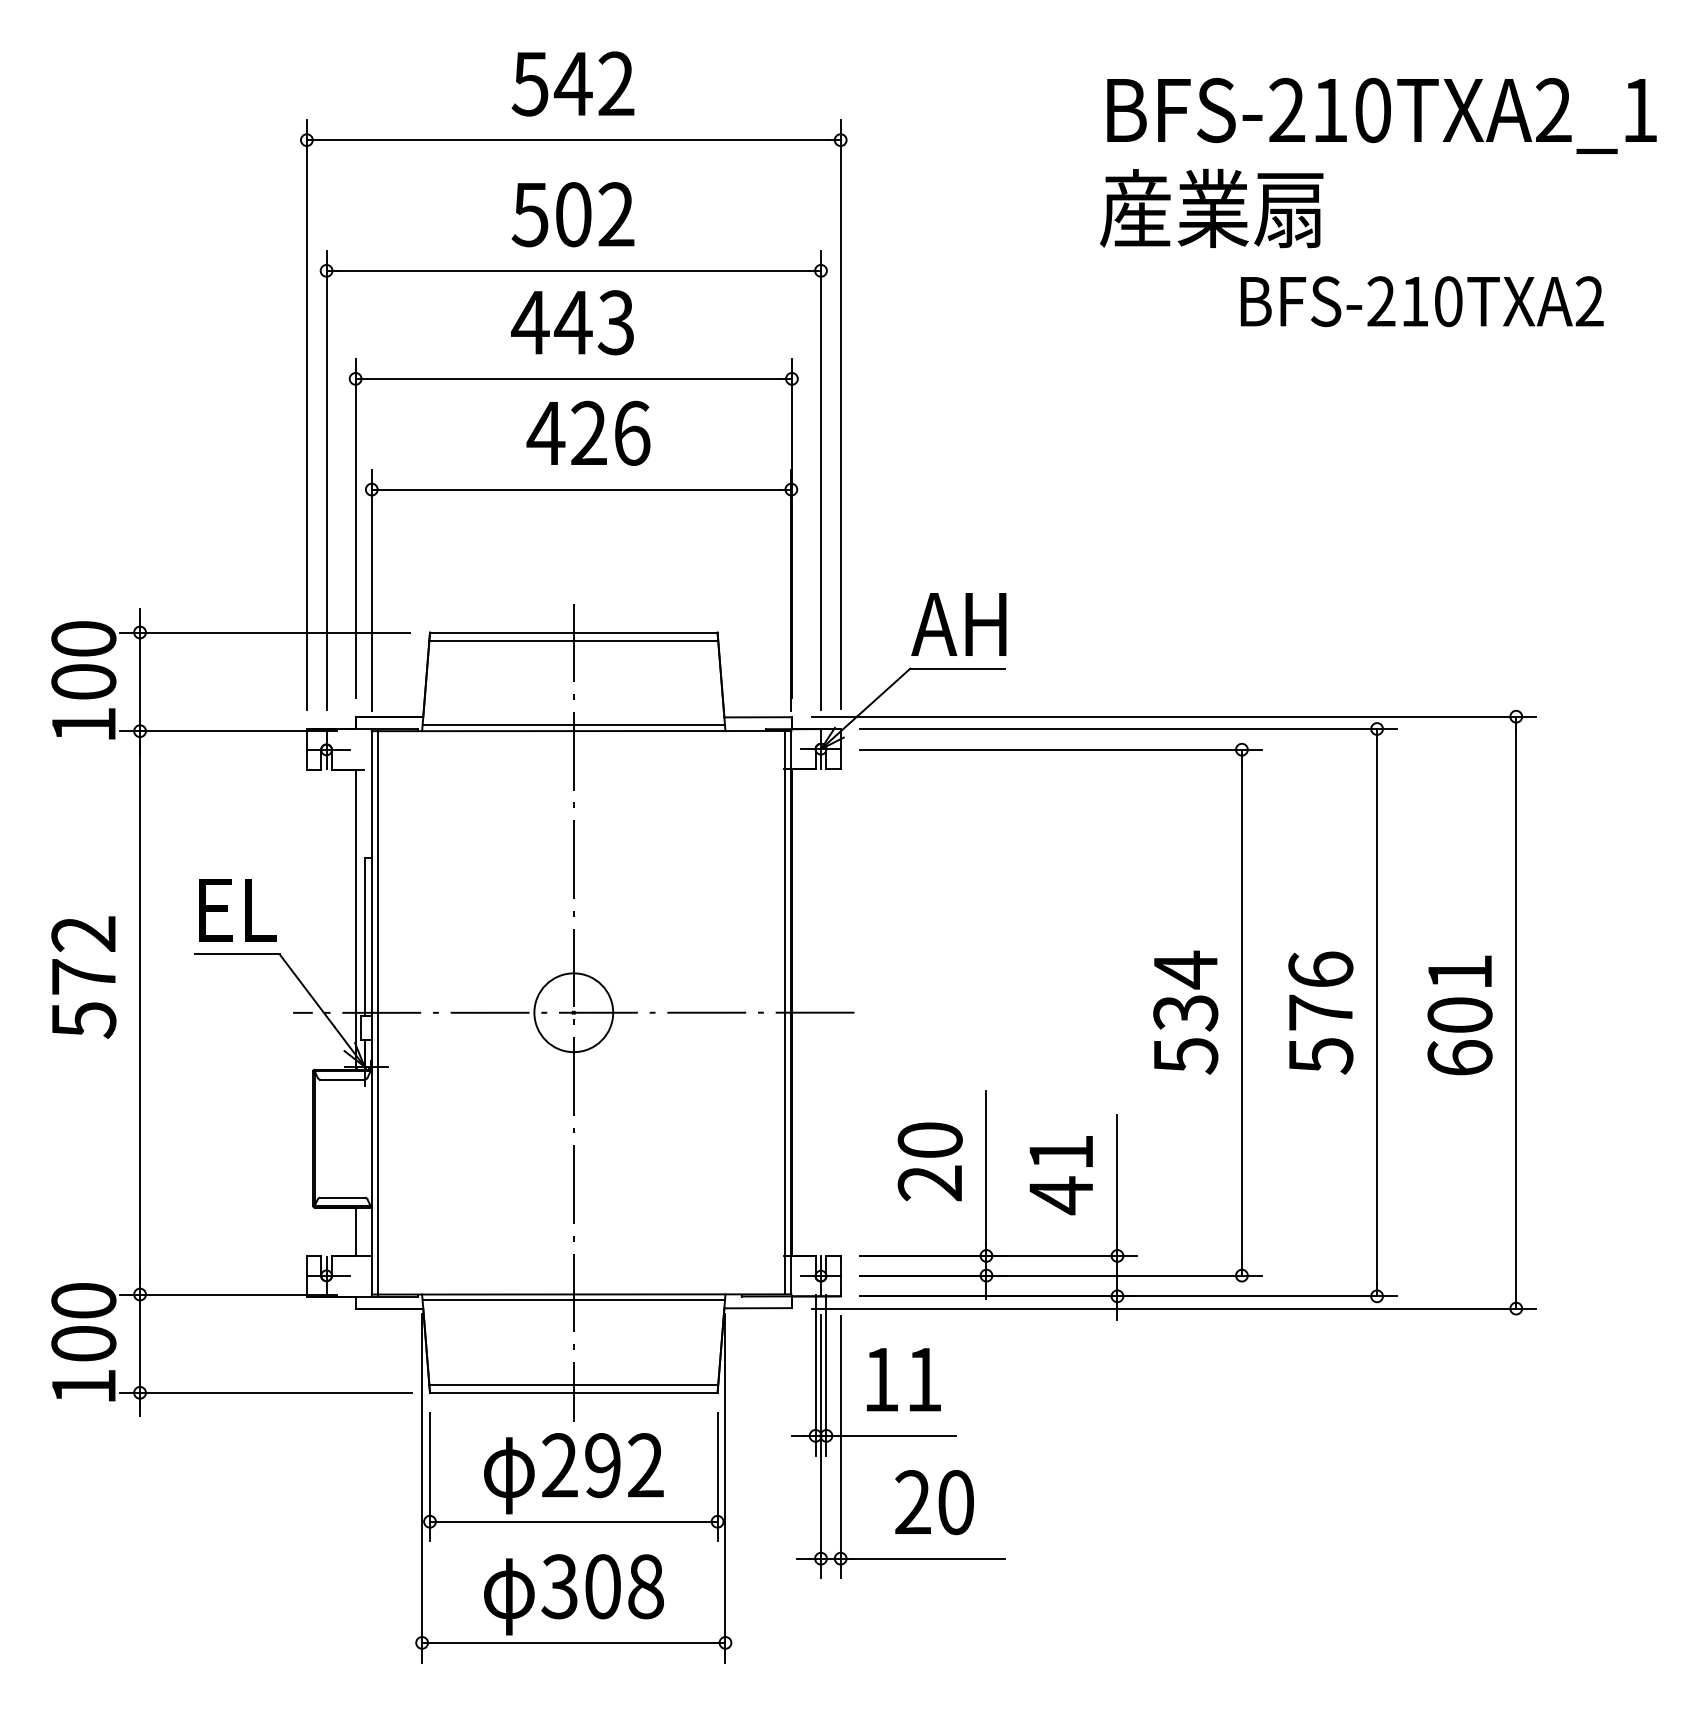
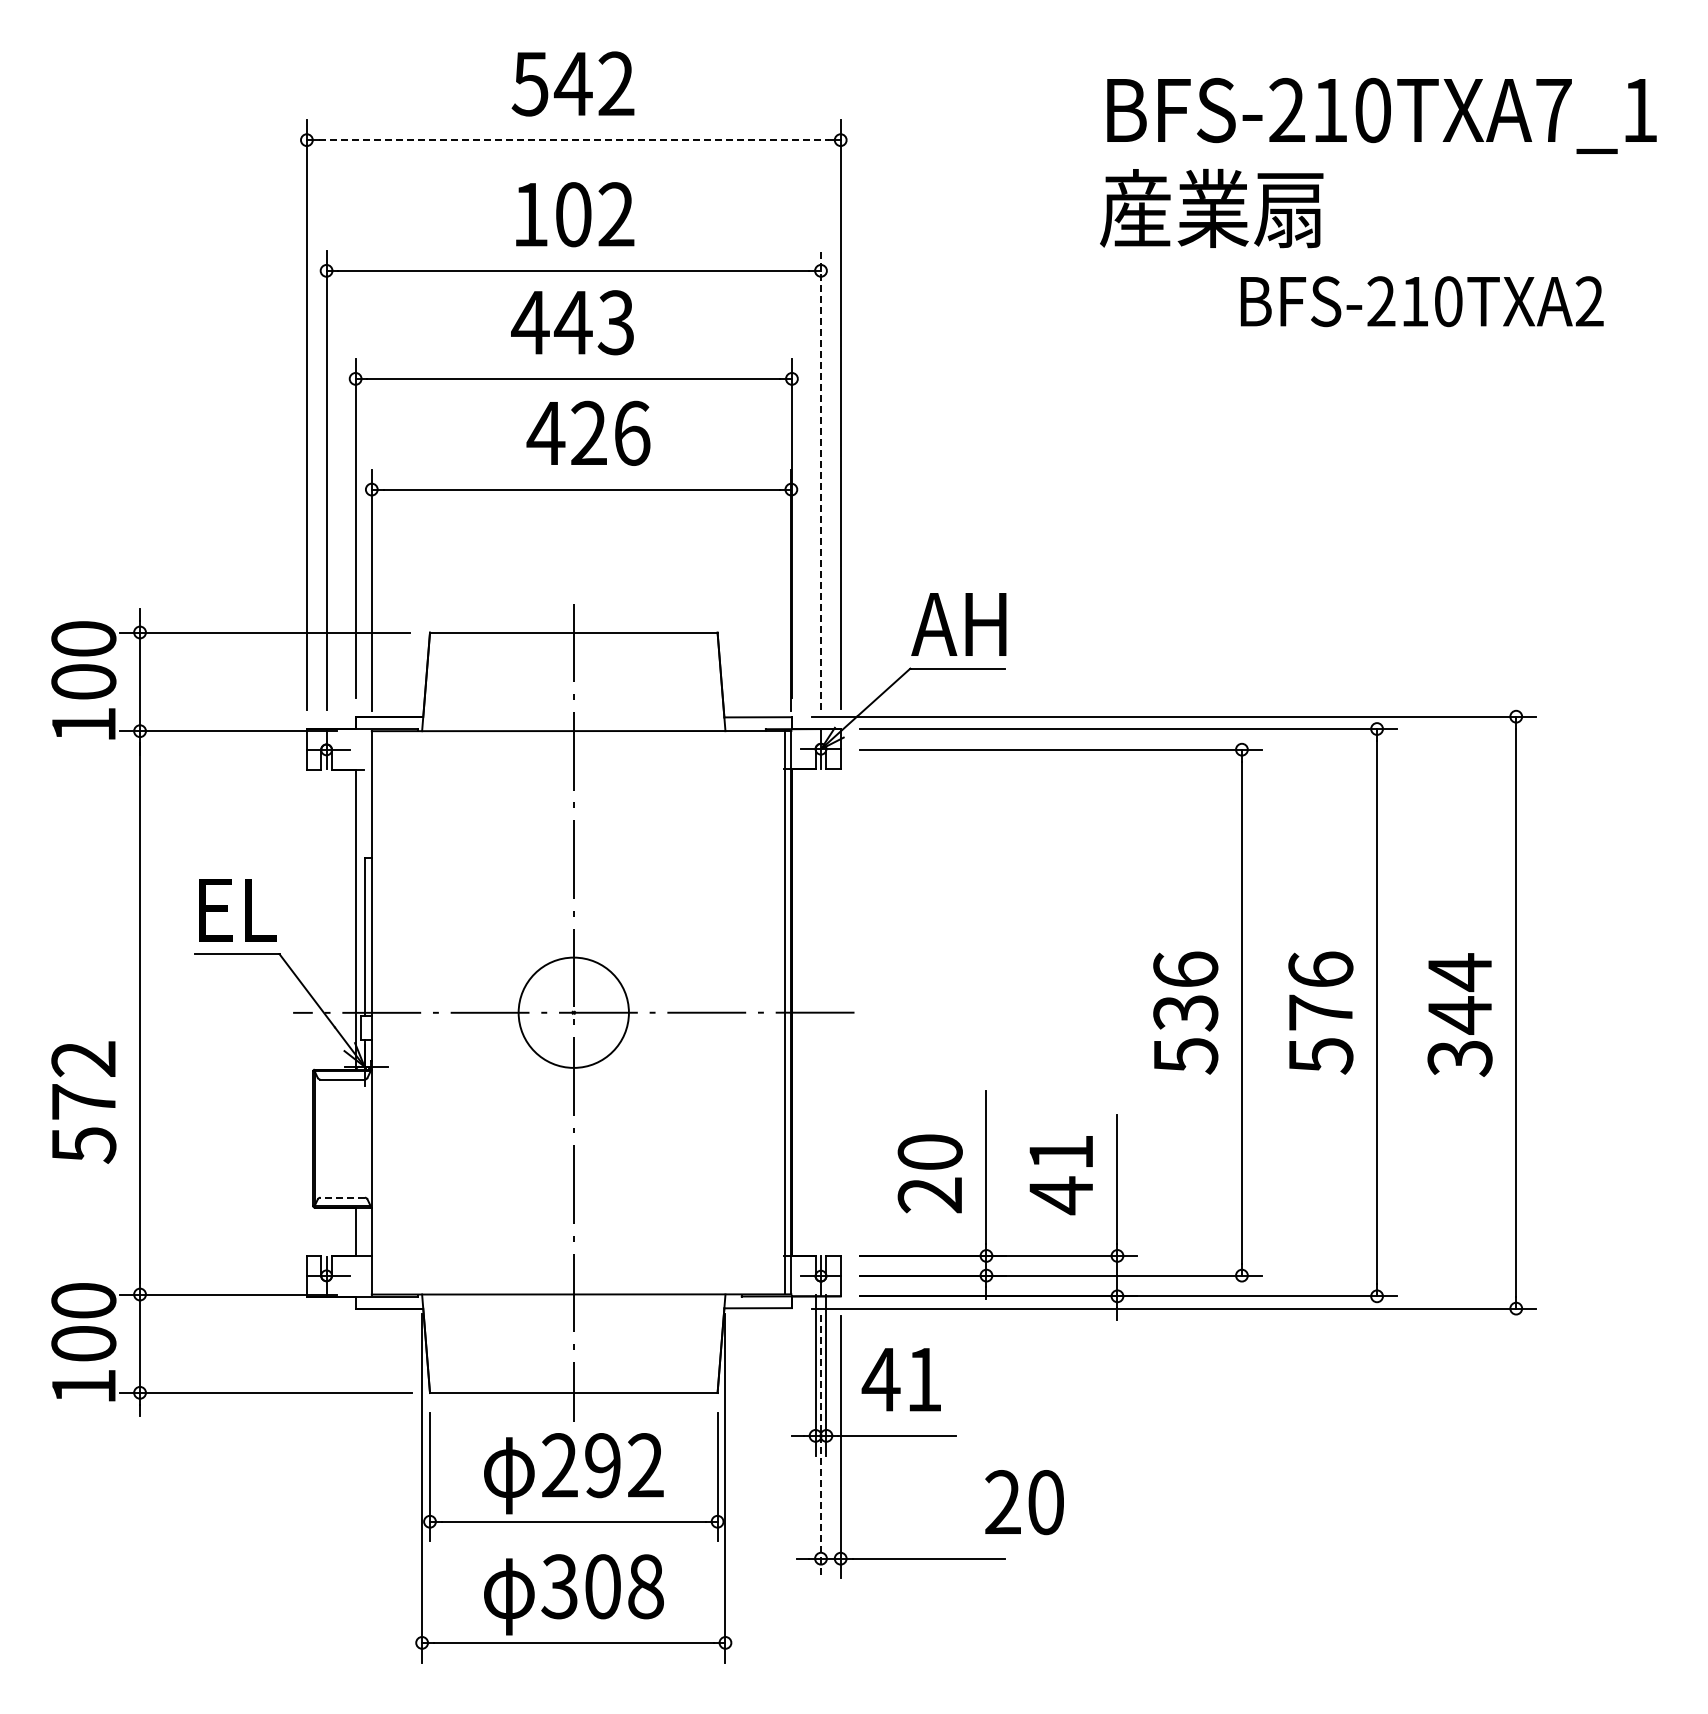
text: BFS-210TXA2_1 -> BFS-210TXA7_1 (1553, 109)
line: solid -> dashed (574, 140)
text: 502 -> 102 (529, 215)
line: solid -> dashed (821, 479)
line: present -> none (573, 640)
line: present -> none (573, 725)
text: 534 -> 536 (1185, 969)
text position: (83, 977) -> (83, 1102) (83, 1102)
line: present -> none (378, 1012)
circle diameter: 79 px -> 110 px (573, 1012)
text: 601 -> 344 (1459, 1014)
text position: (929, 1161) -> (929, 1173) (929, 1173)
line: solid -> dashed (342, 1197)
line: present -> none (573, 1300)
text: 11 -> 41 (880, 1379)
line: present -> none (573, 1385)
line: solid -> dashed (821, 1446)
text position: (934, 1502) -> (1024, 1502) (1024, 1502)
